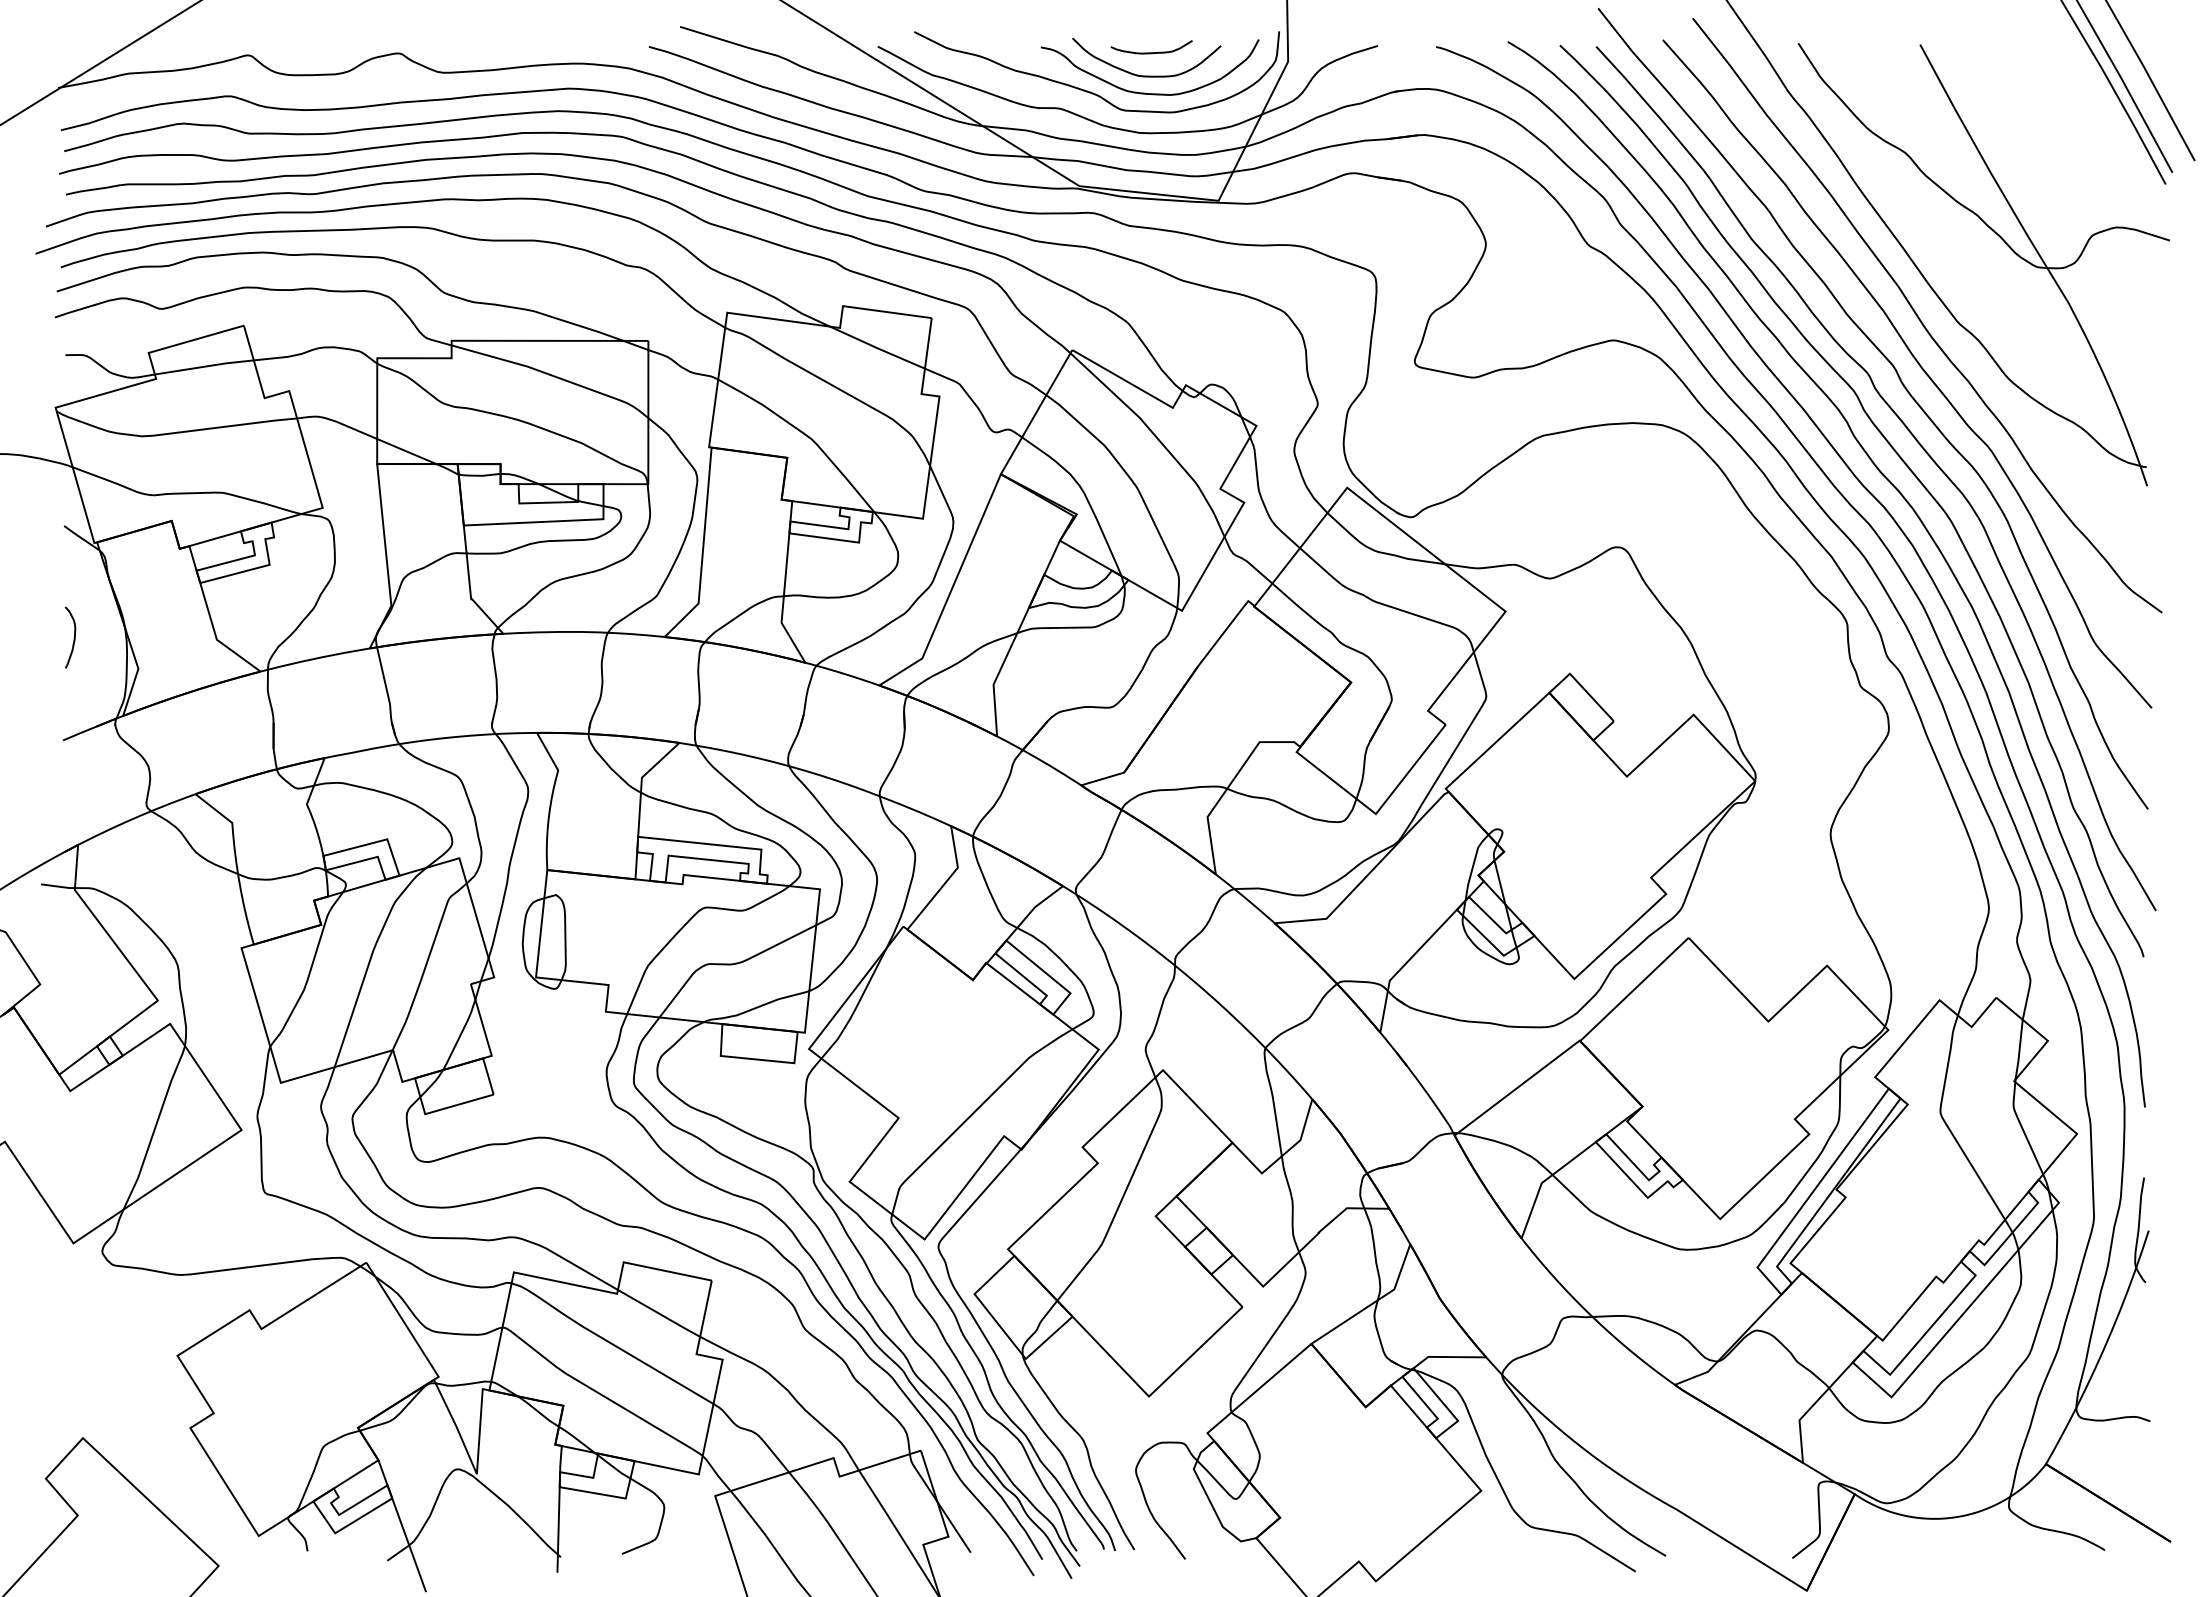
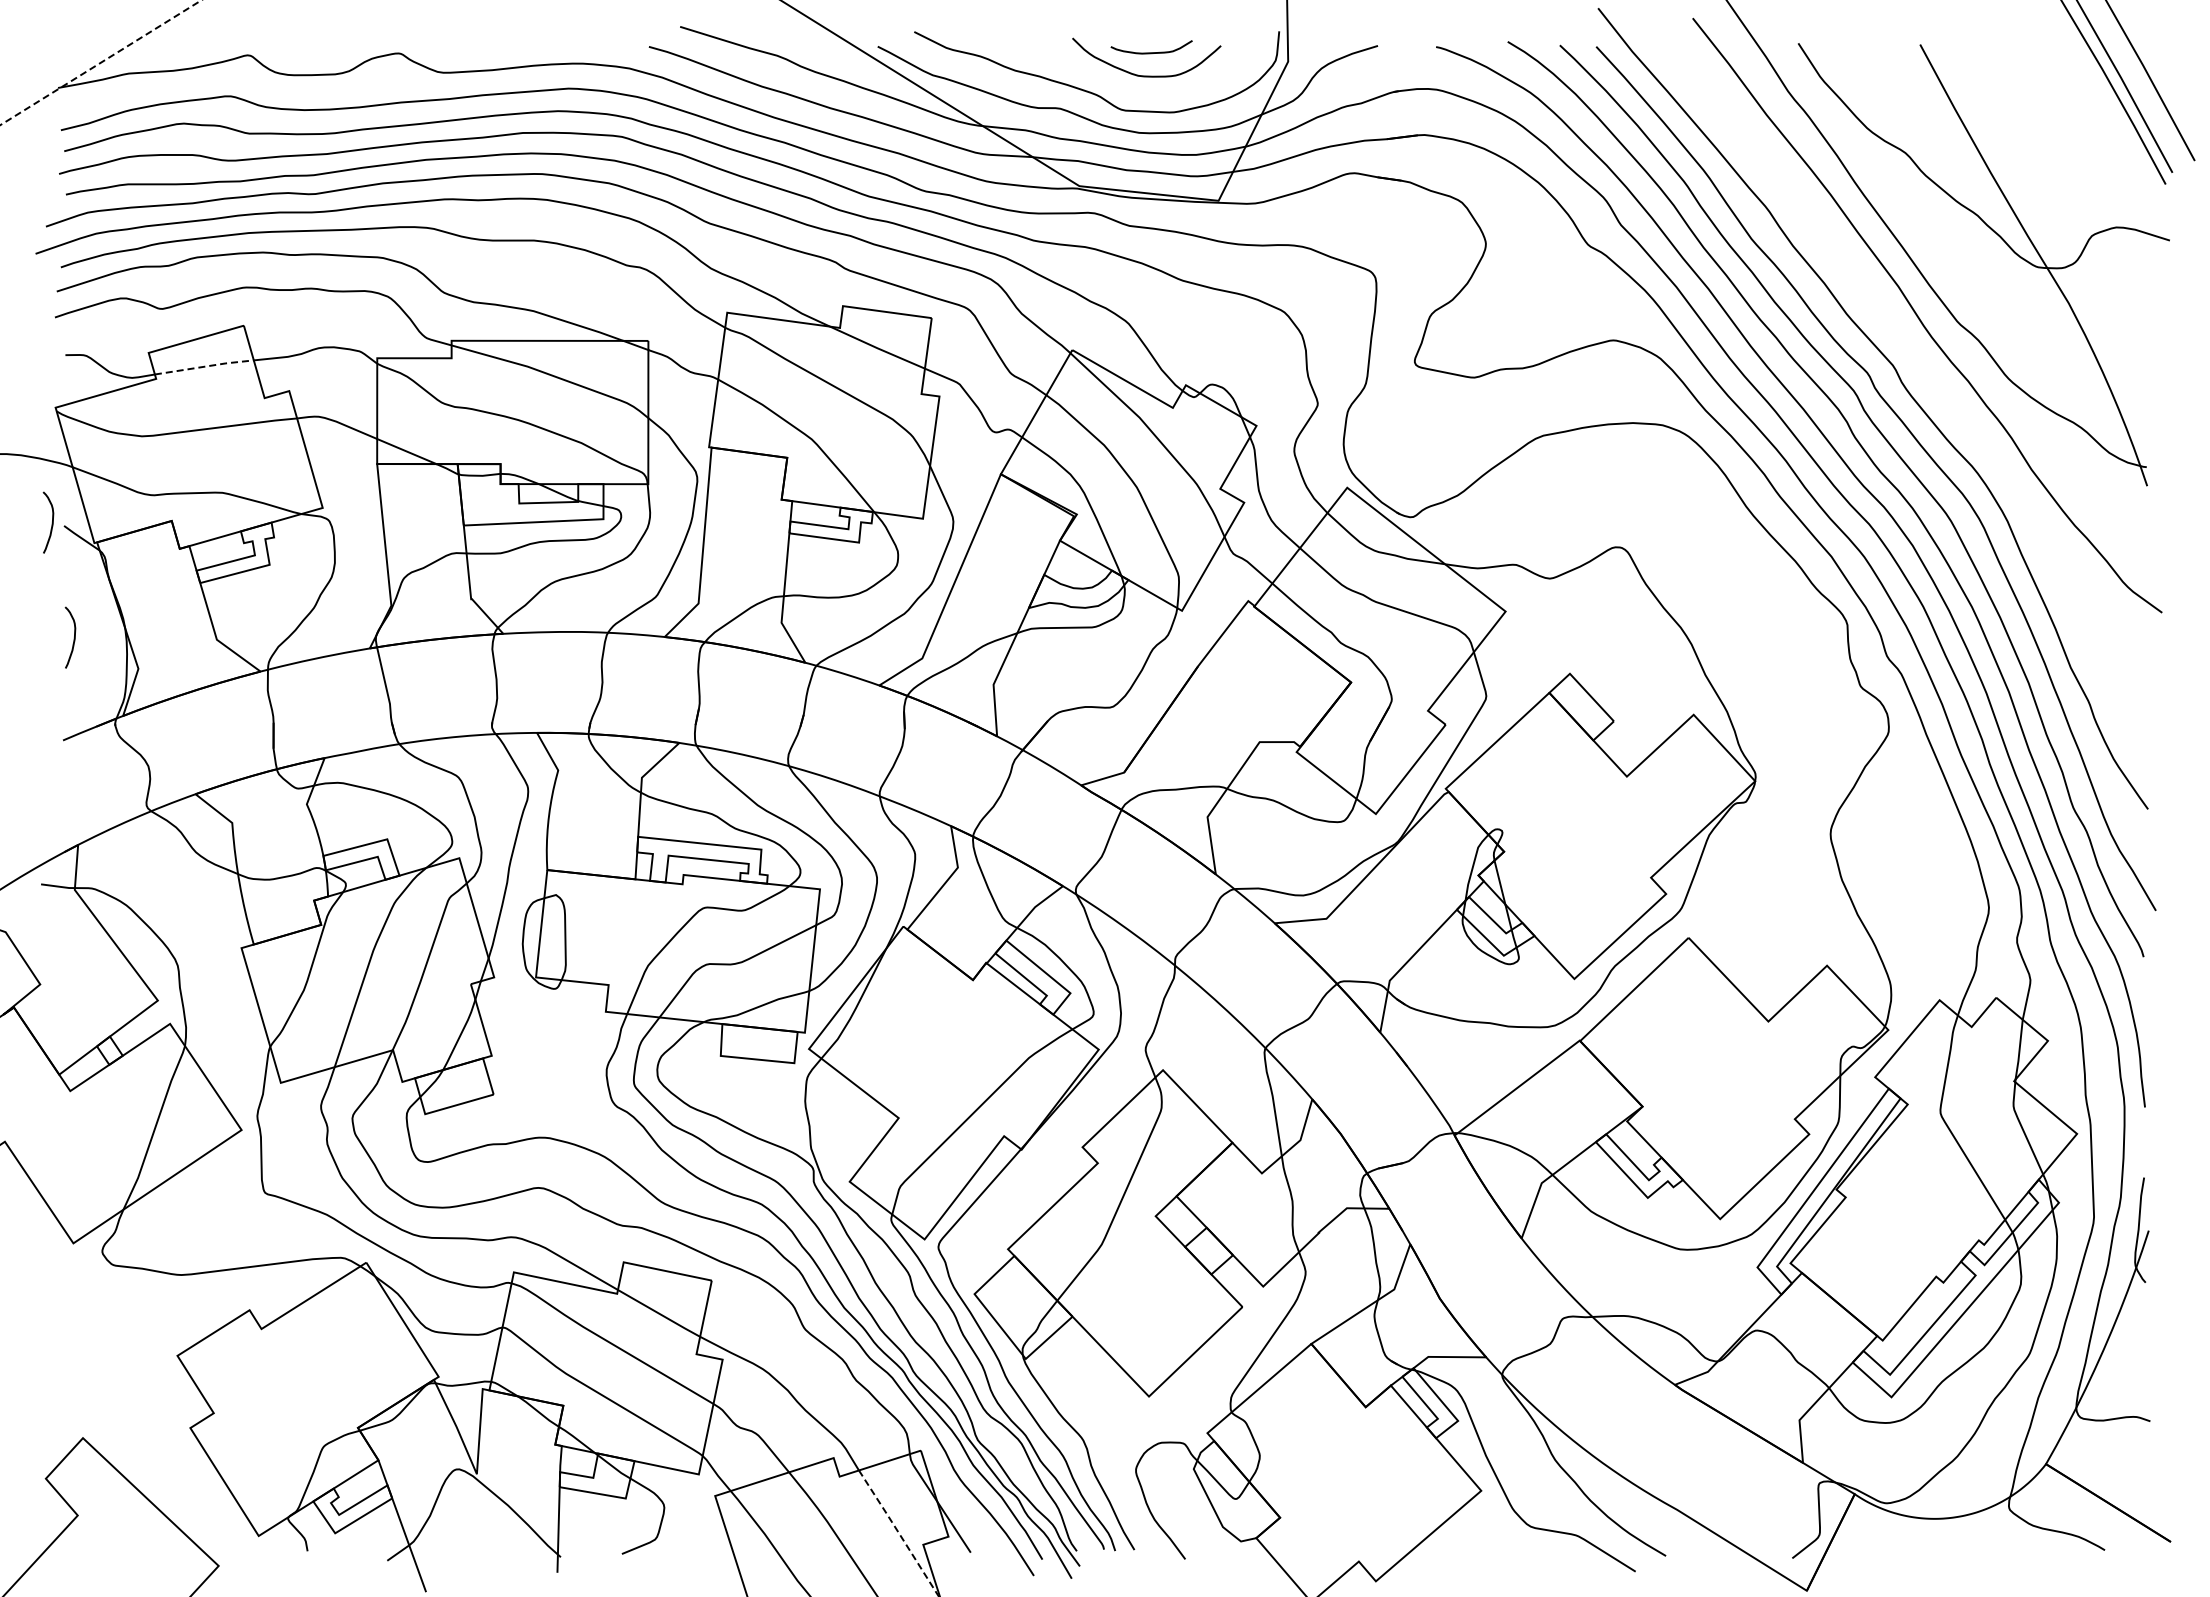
line: solid -> dashed (100, 62)
curve: present -> none (1145, 92)
line: solid -> dashed (205, 366)
curve: present -> none (1919, 366)
curve: none -> present (51, 523)
line: solid -> dashed (899, 1533)
